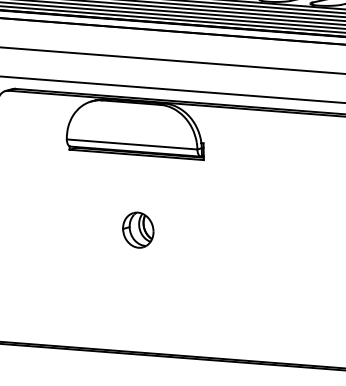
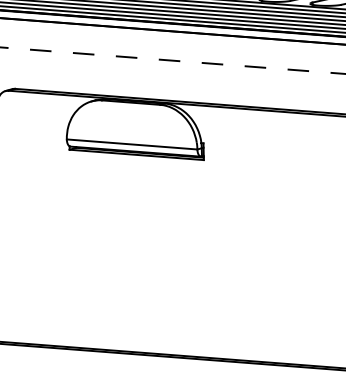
line: solid -> dashed (172, 60)
line: present -> none (172, 89)
part: present -> none (138, 229)
